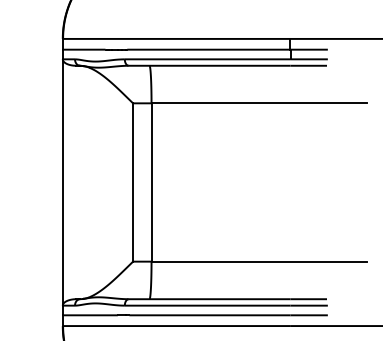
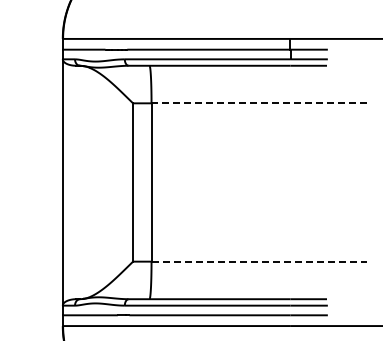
line: solid -> dashed (259, 103)
line: solid -> dashed (259, 261)
